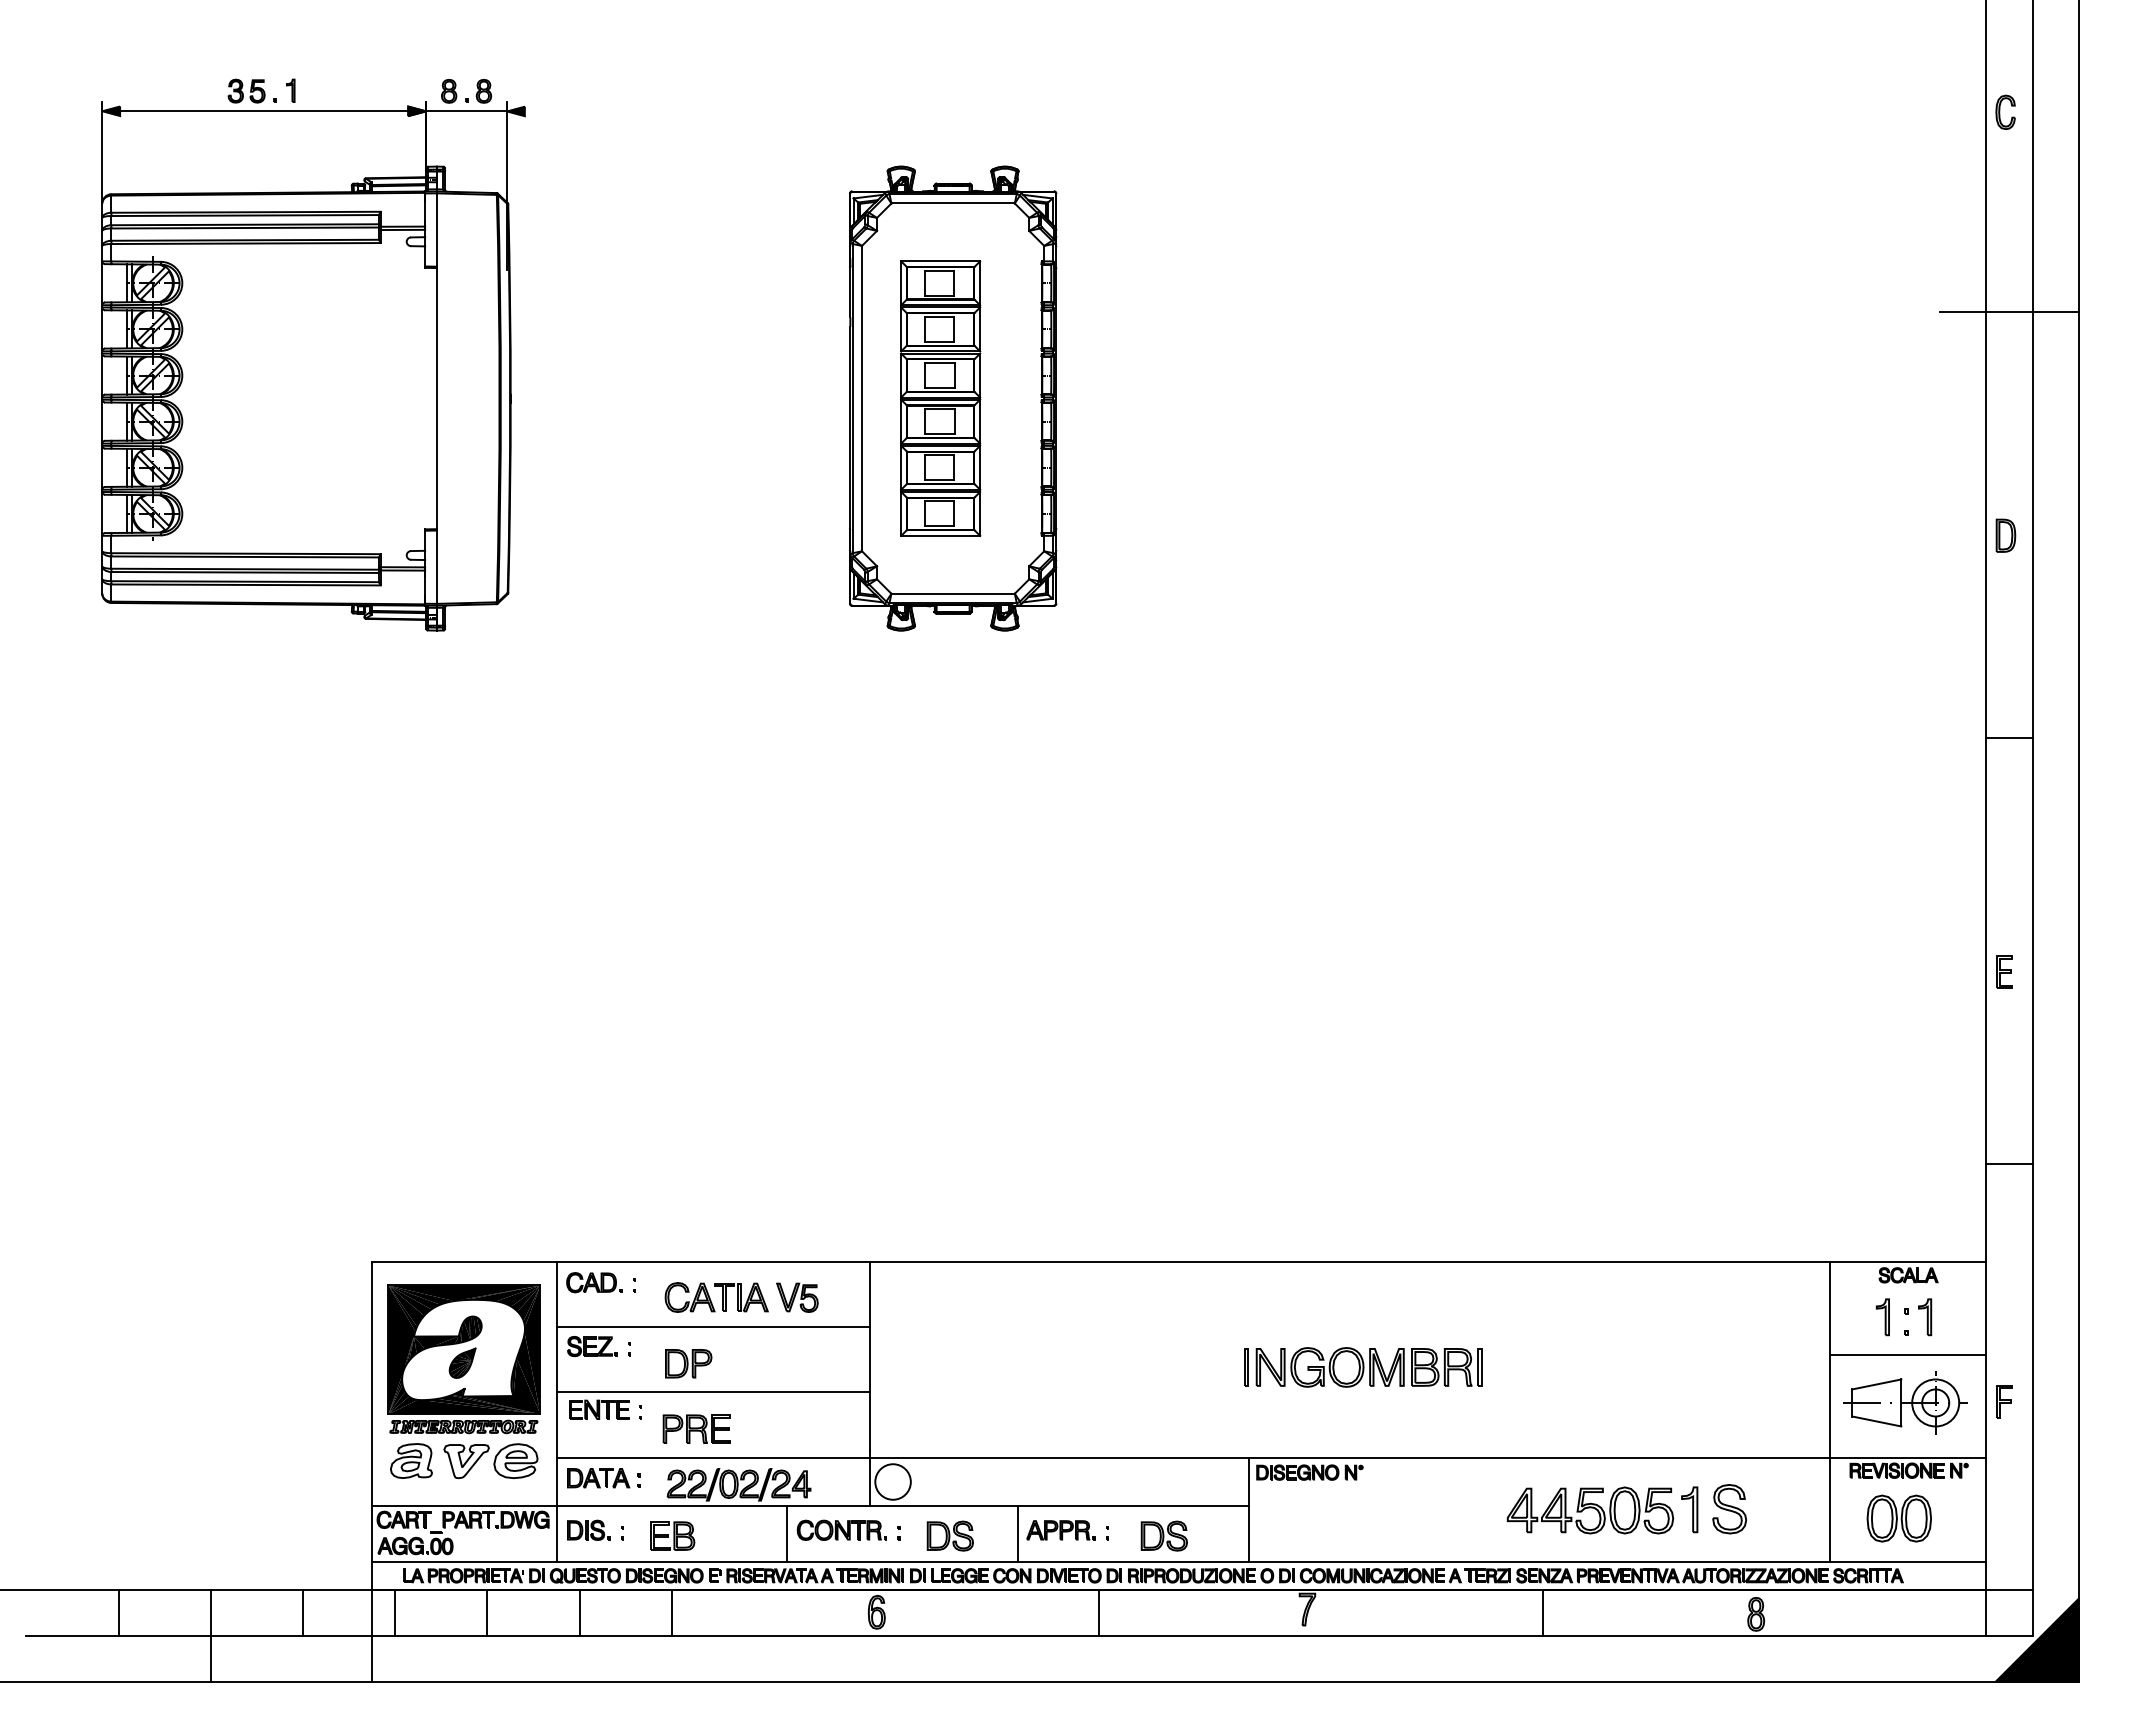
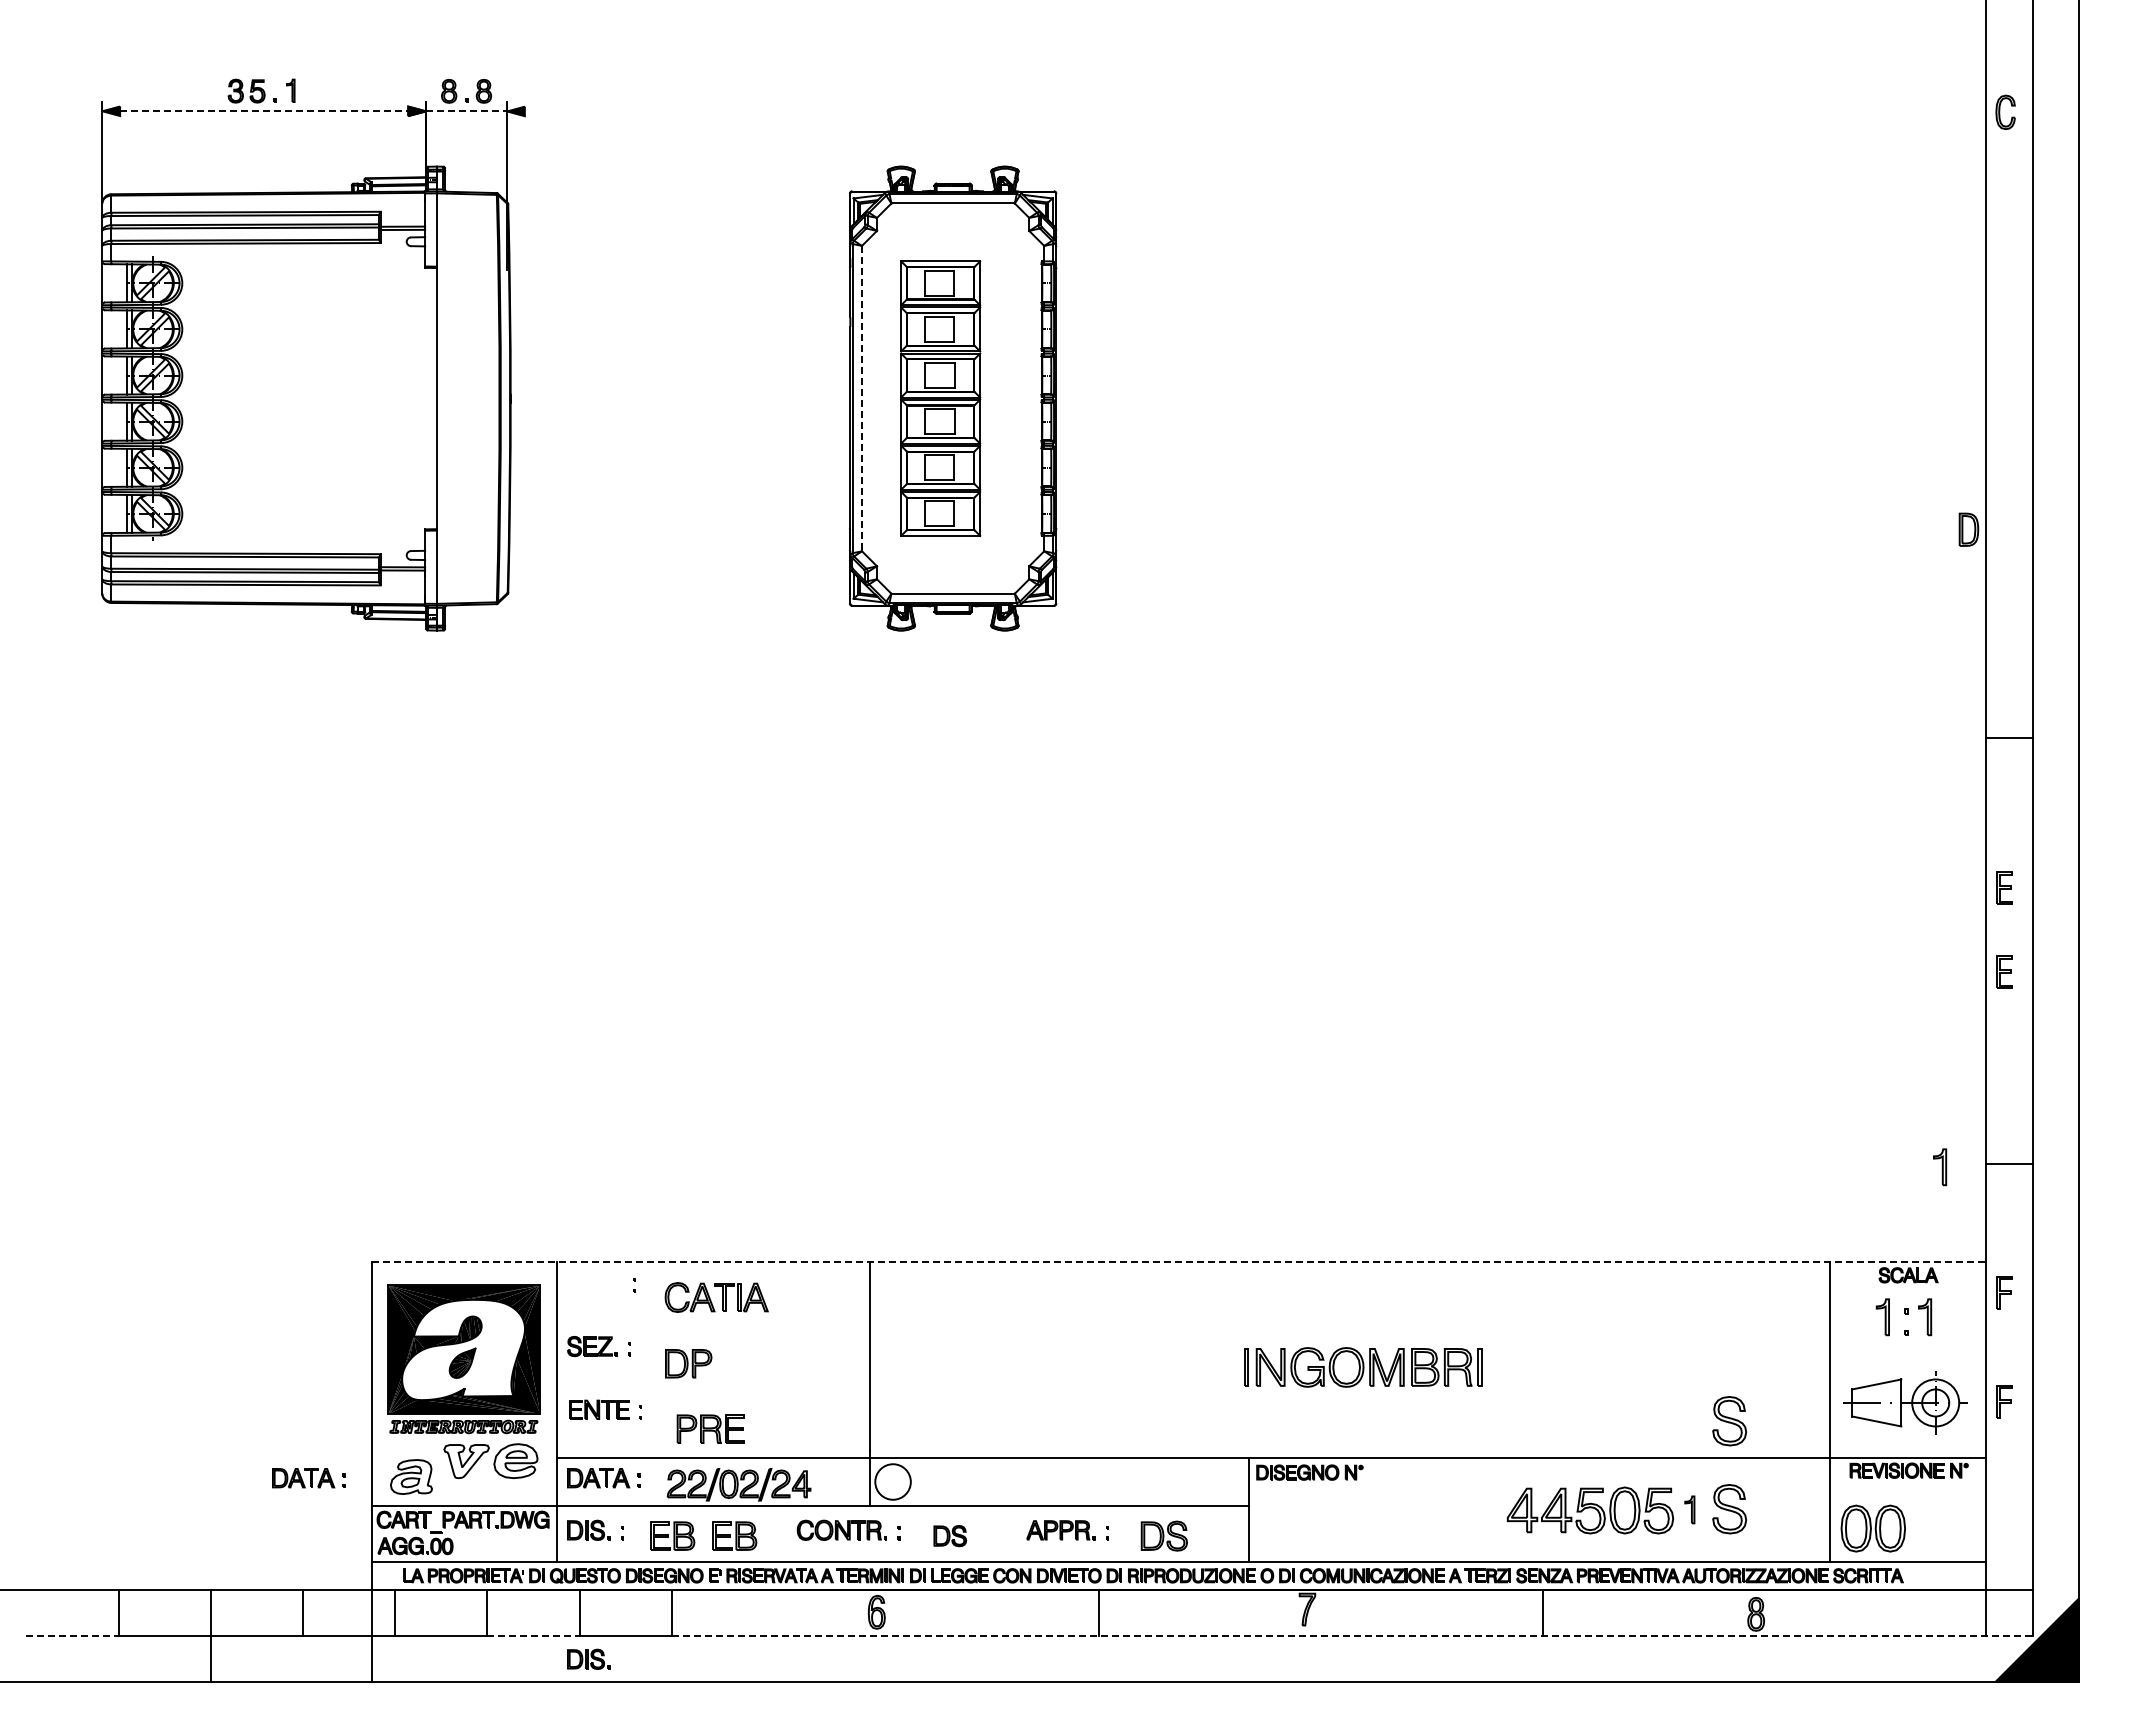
line: solid -> dashed (264, 111)
line: solid -> dashed (467, 111)
line: present -> none (2009, 311)
line: solid -> dashed (862, 398)
part position: (2005, 535) -> (1968, 529) (1968, 529)
part: none -> present (2004, 887)
part: none -> present (1940, 1167)
line: solid -> dashed (1179, 1262)
part: present -> none (594, 1282)
part: none -> present (2004, 1292)
part: present -> none (797, 1297)
line: present -> none (713, 1327)
line: present -> none (1907, 1355)
line: present -> none (713, 1392)
part: none -> present (1729, 1421)
part position: (696, 1428) -> (710, 1428) (710, 1428)
part position: (411, 1460) -> (411, 1476) (411, 1476)
part: none -> present (308, 1478)
part size: 18x48 px -> 12x30 px (1689, 1509)
part position: (1898, 1518) -> (1872, 1528) (1872, 1528)
line: present -> none (787, 1533)
line: present -> none (1017, 1533)
part: none -> present (734, 1535)
part size: 48x32 px -> 34x23 px (949, 1536)
line: solid -> dashed (72, 1635)
line: solid -> dashed (534, 1635)
line: solid -> dashed (1352, 1635)
part: none -> present (588, 1658)
